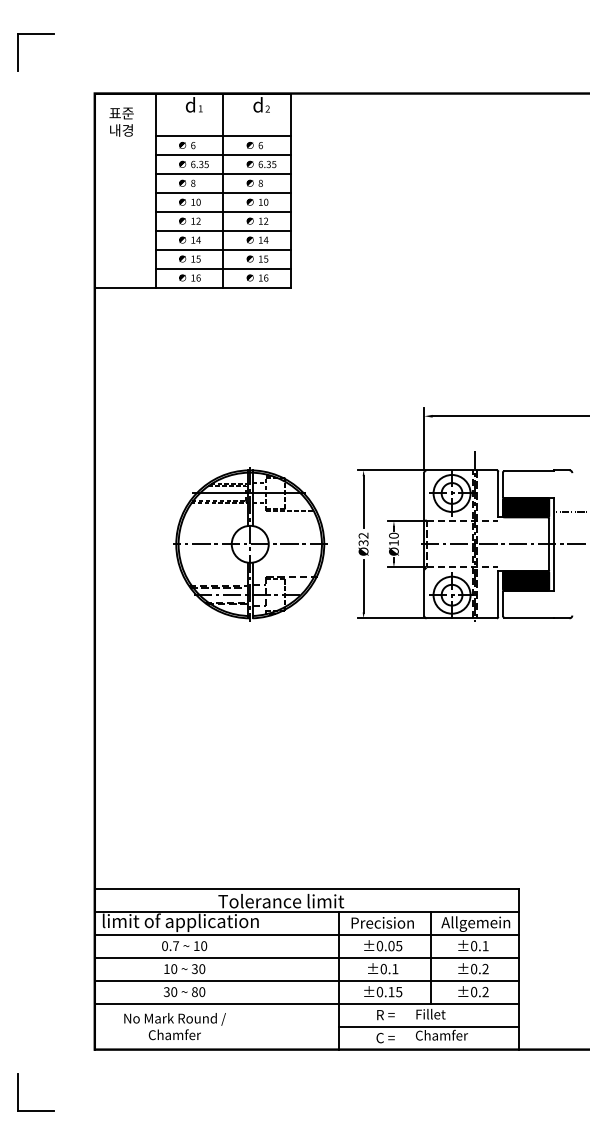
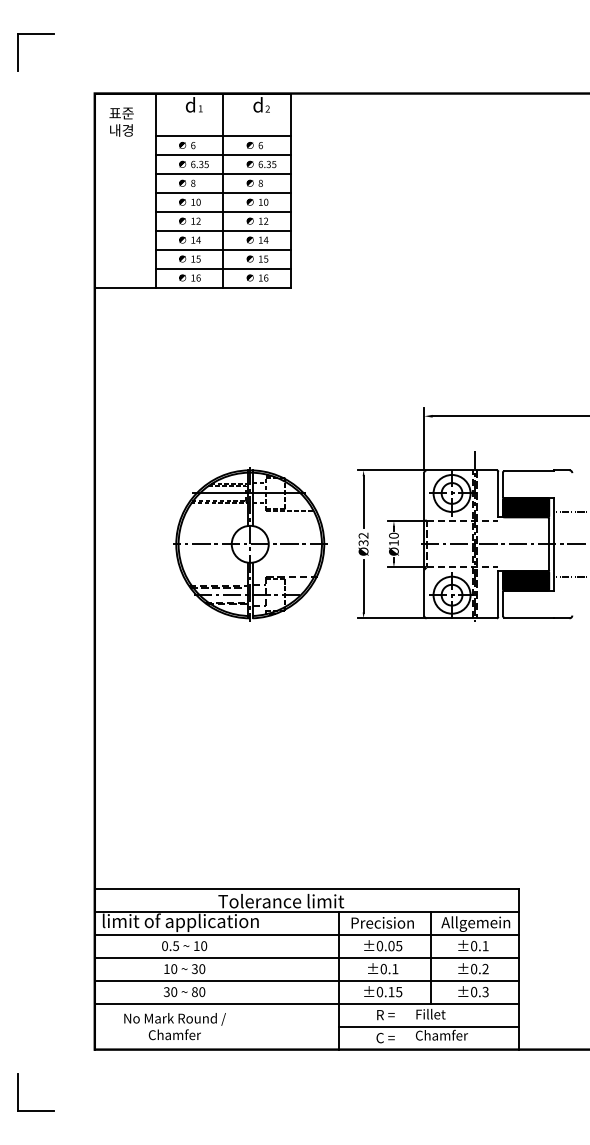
line: none -> present (569, 576)
text: 0.7 -> 0.5 (176, 946)
text: ±0.2 -> ±0.3 (485, 992)
